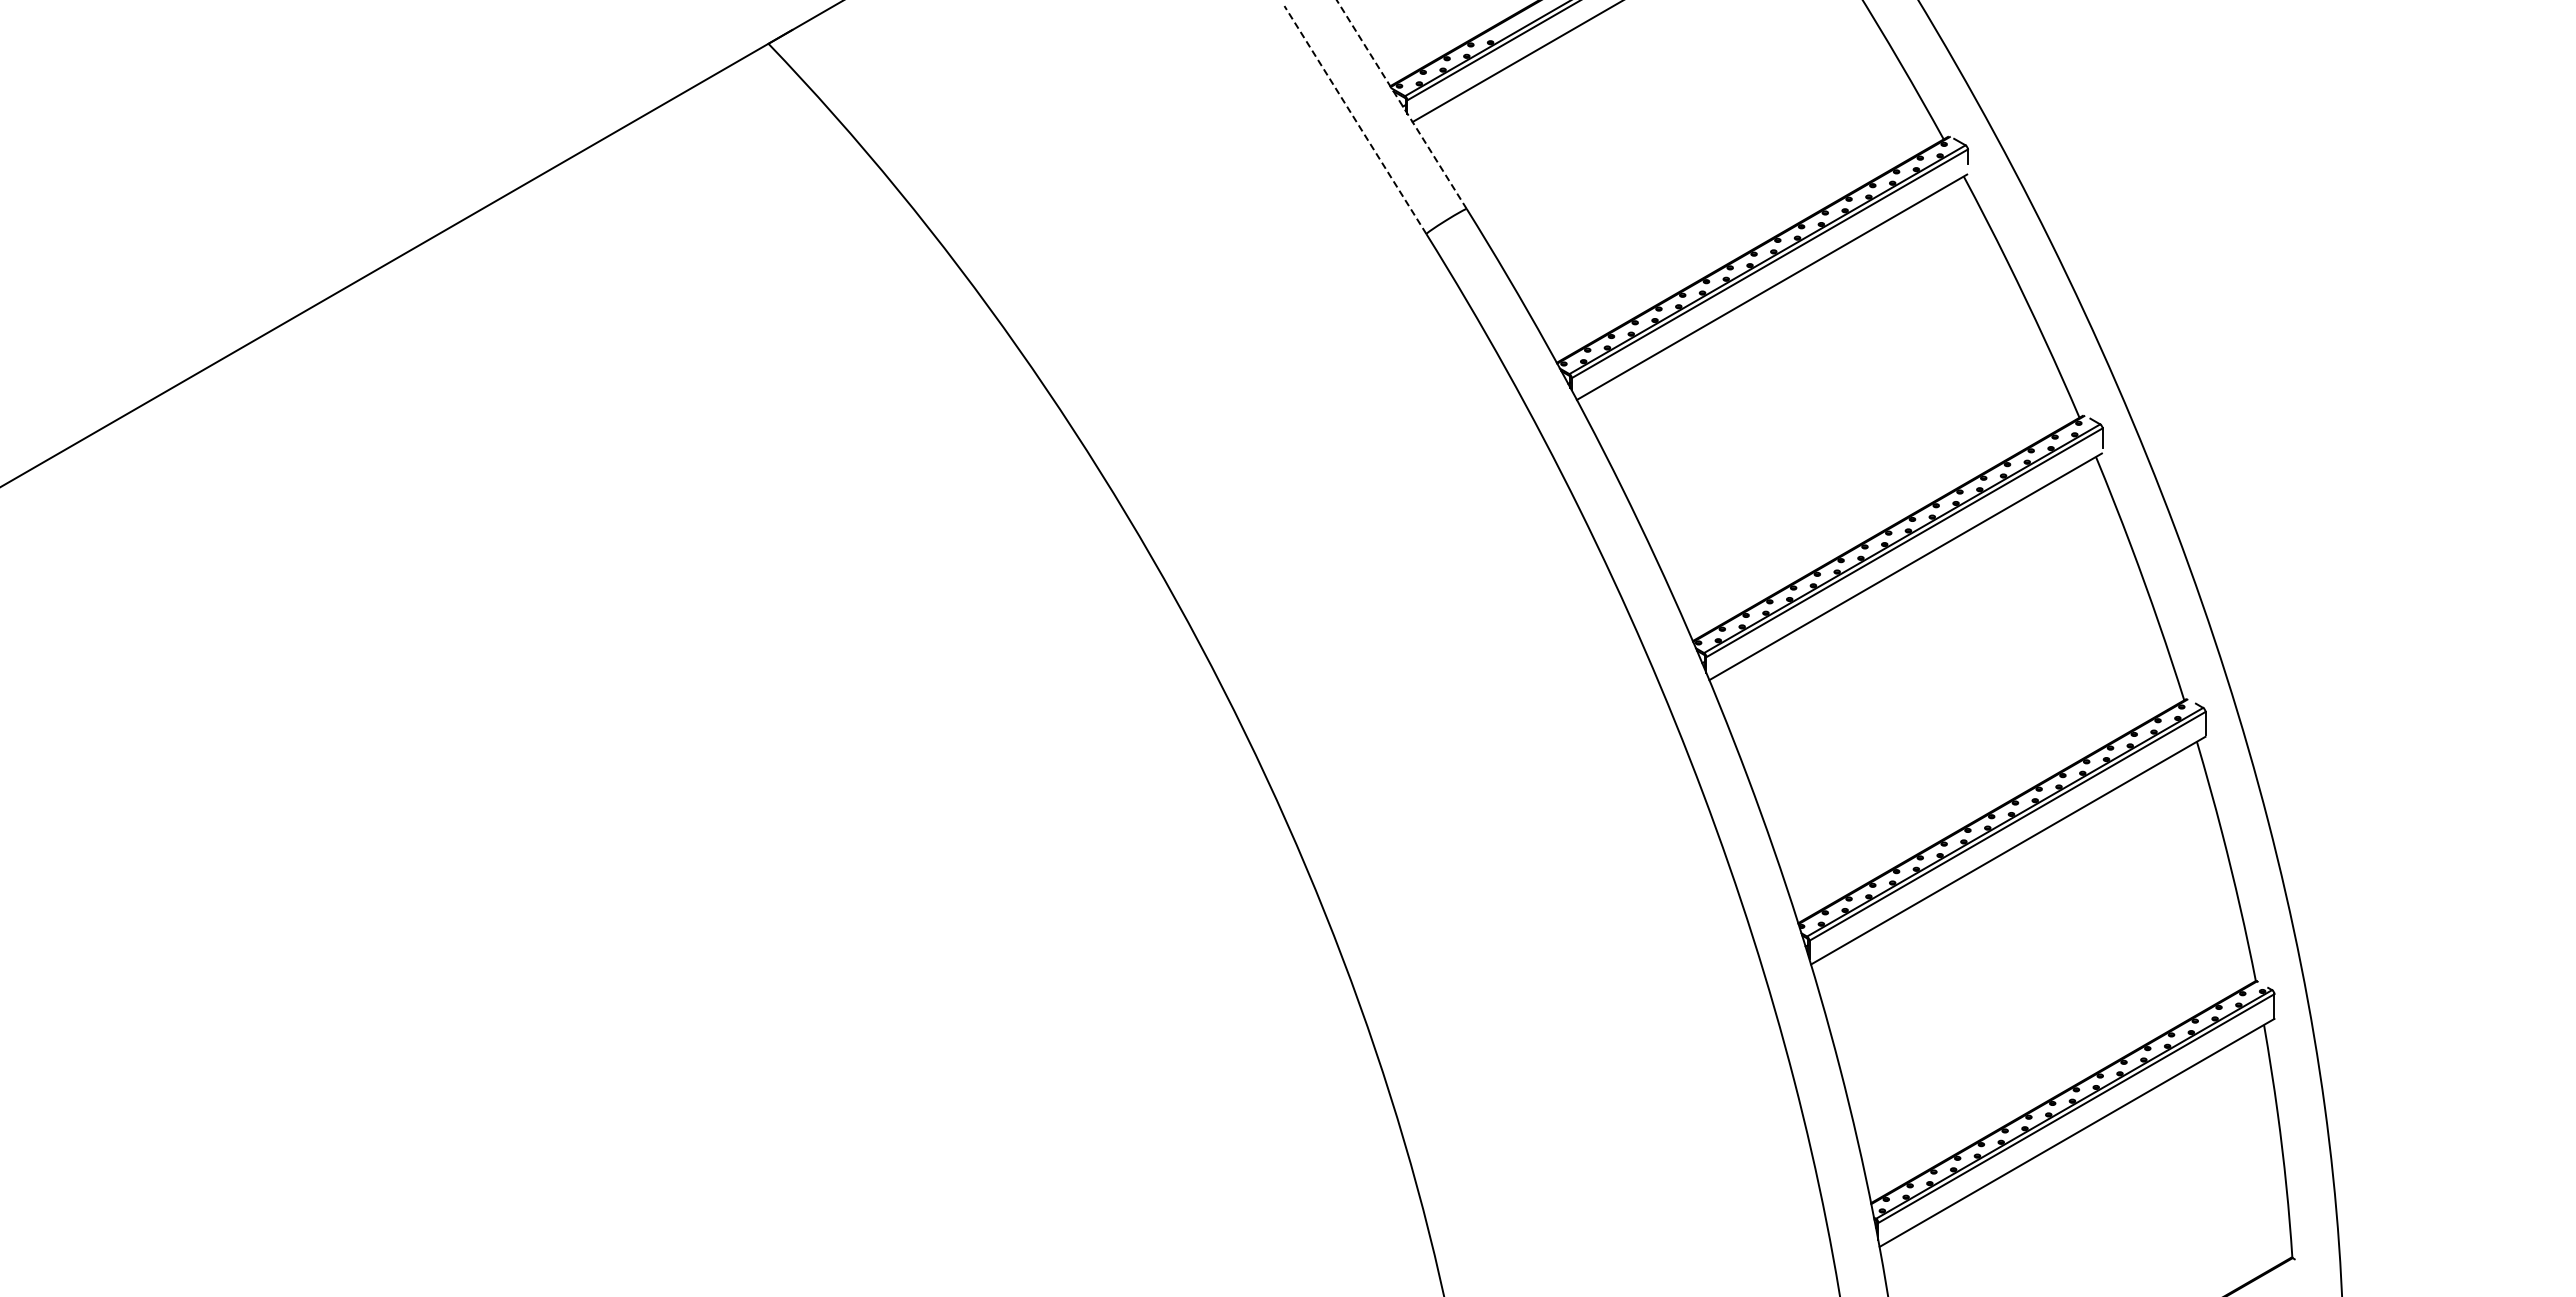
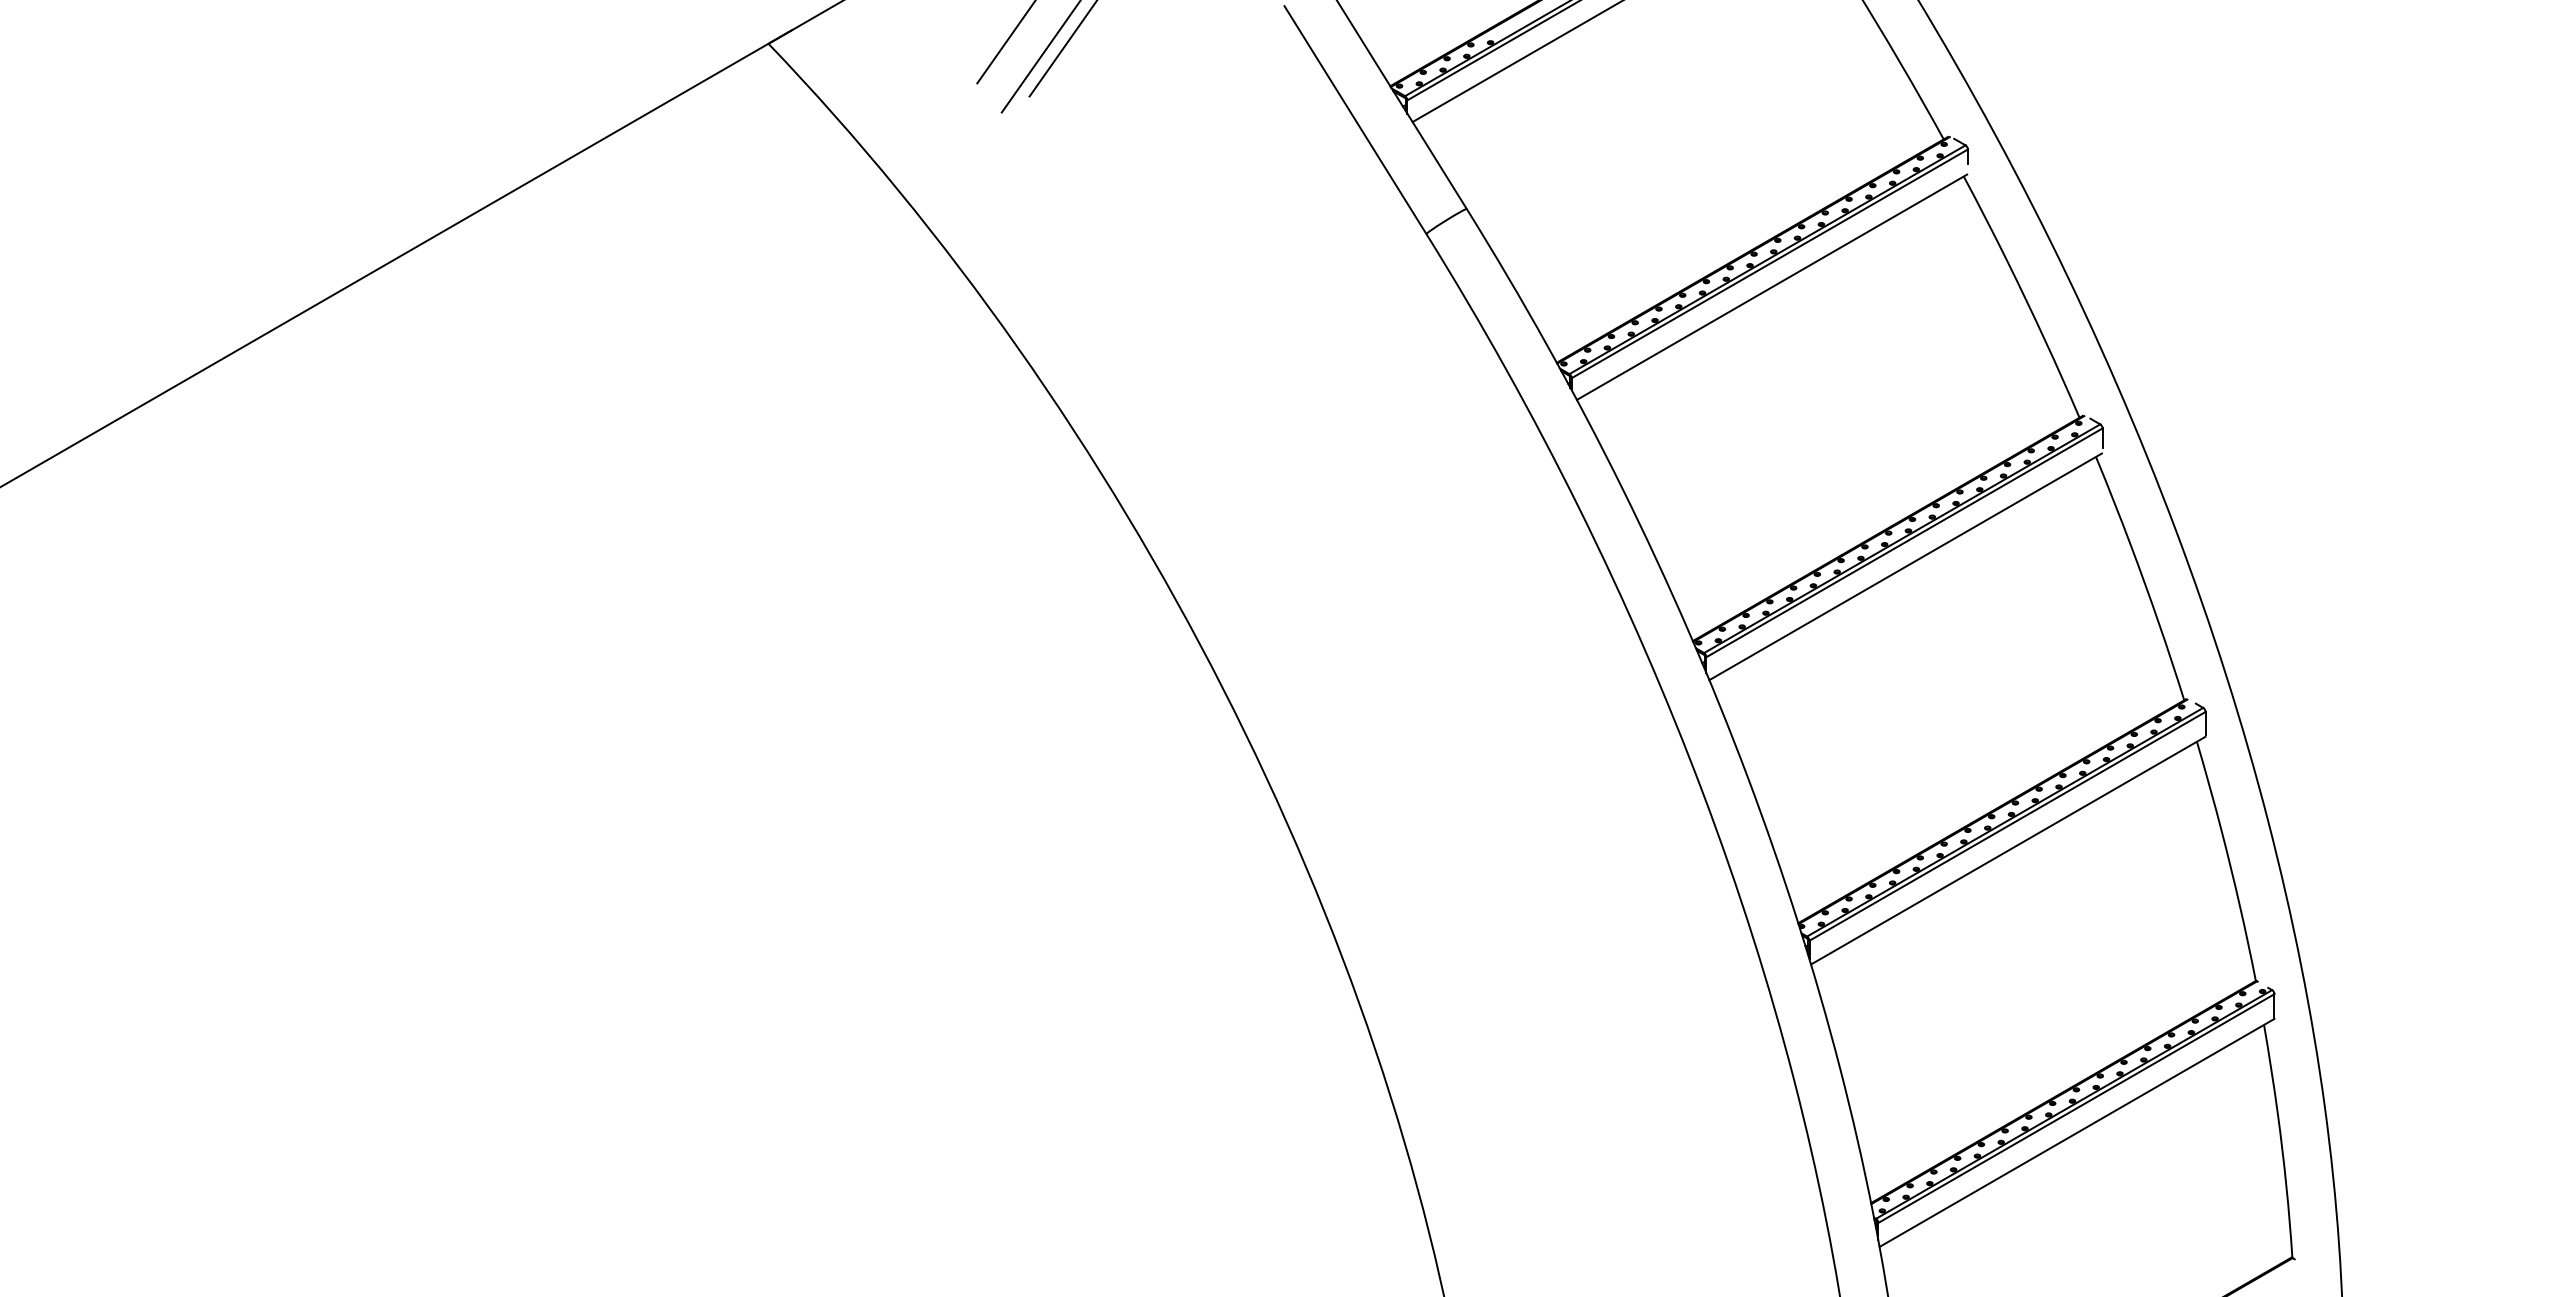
line: none -> present (1005, 42)
line: none -> present (1062, 49)
line: none -> present (1040, 57)
line: dashed -> solid (1401, 104)
line: dashed -> solid (1355, 119)
